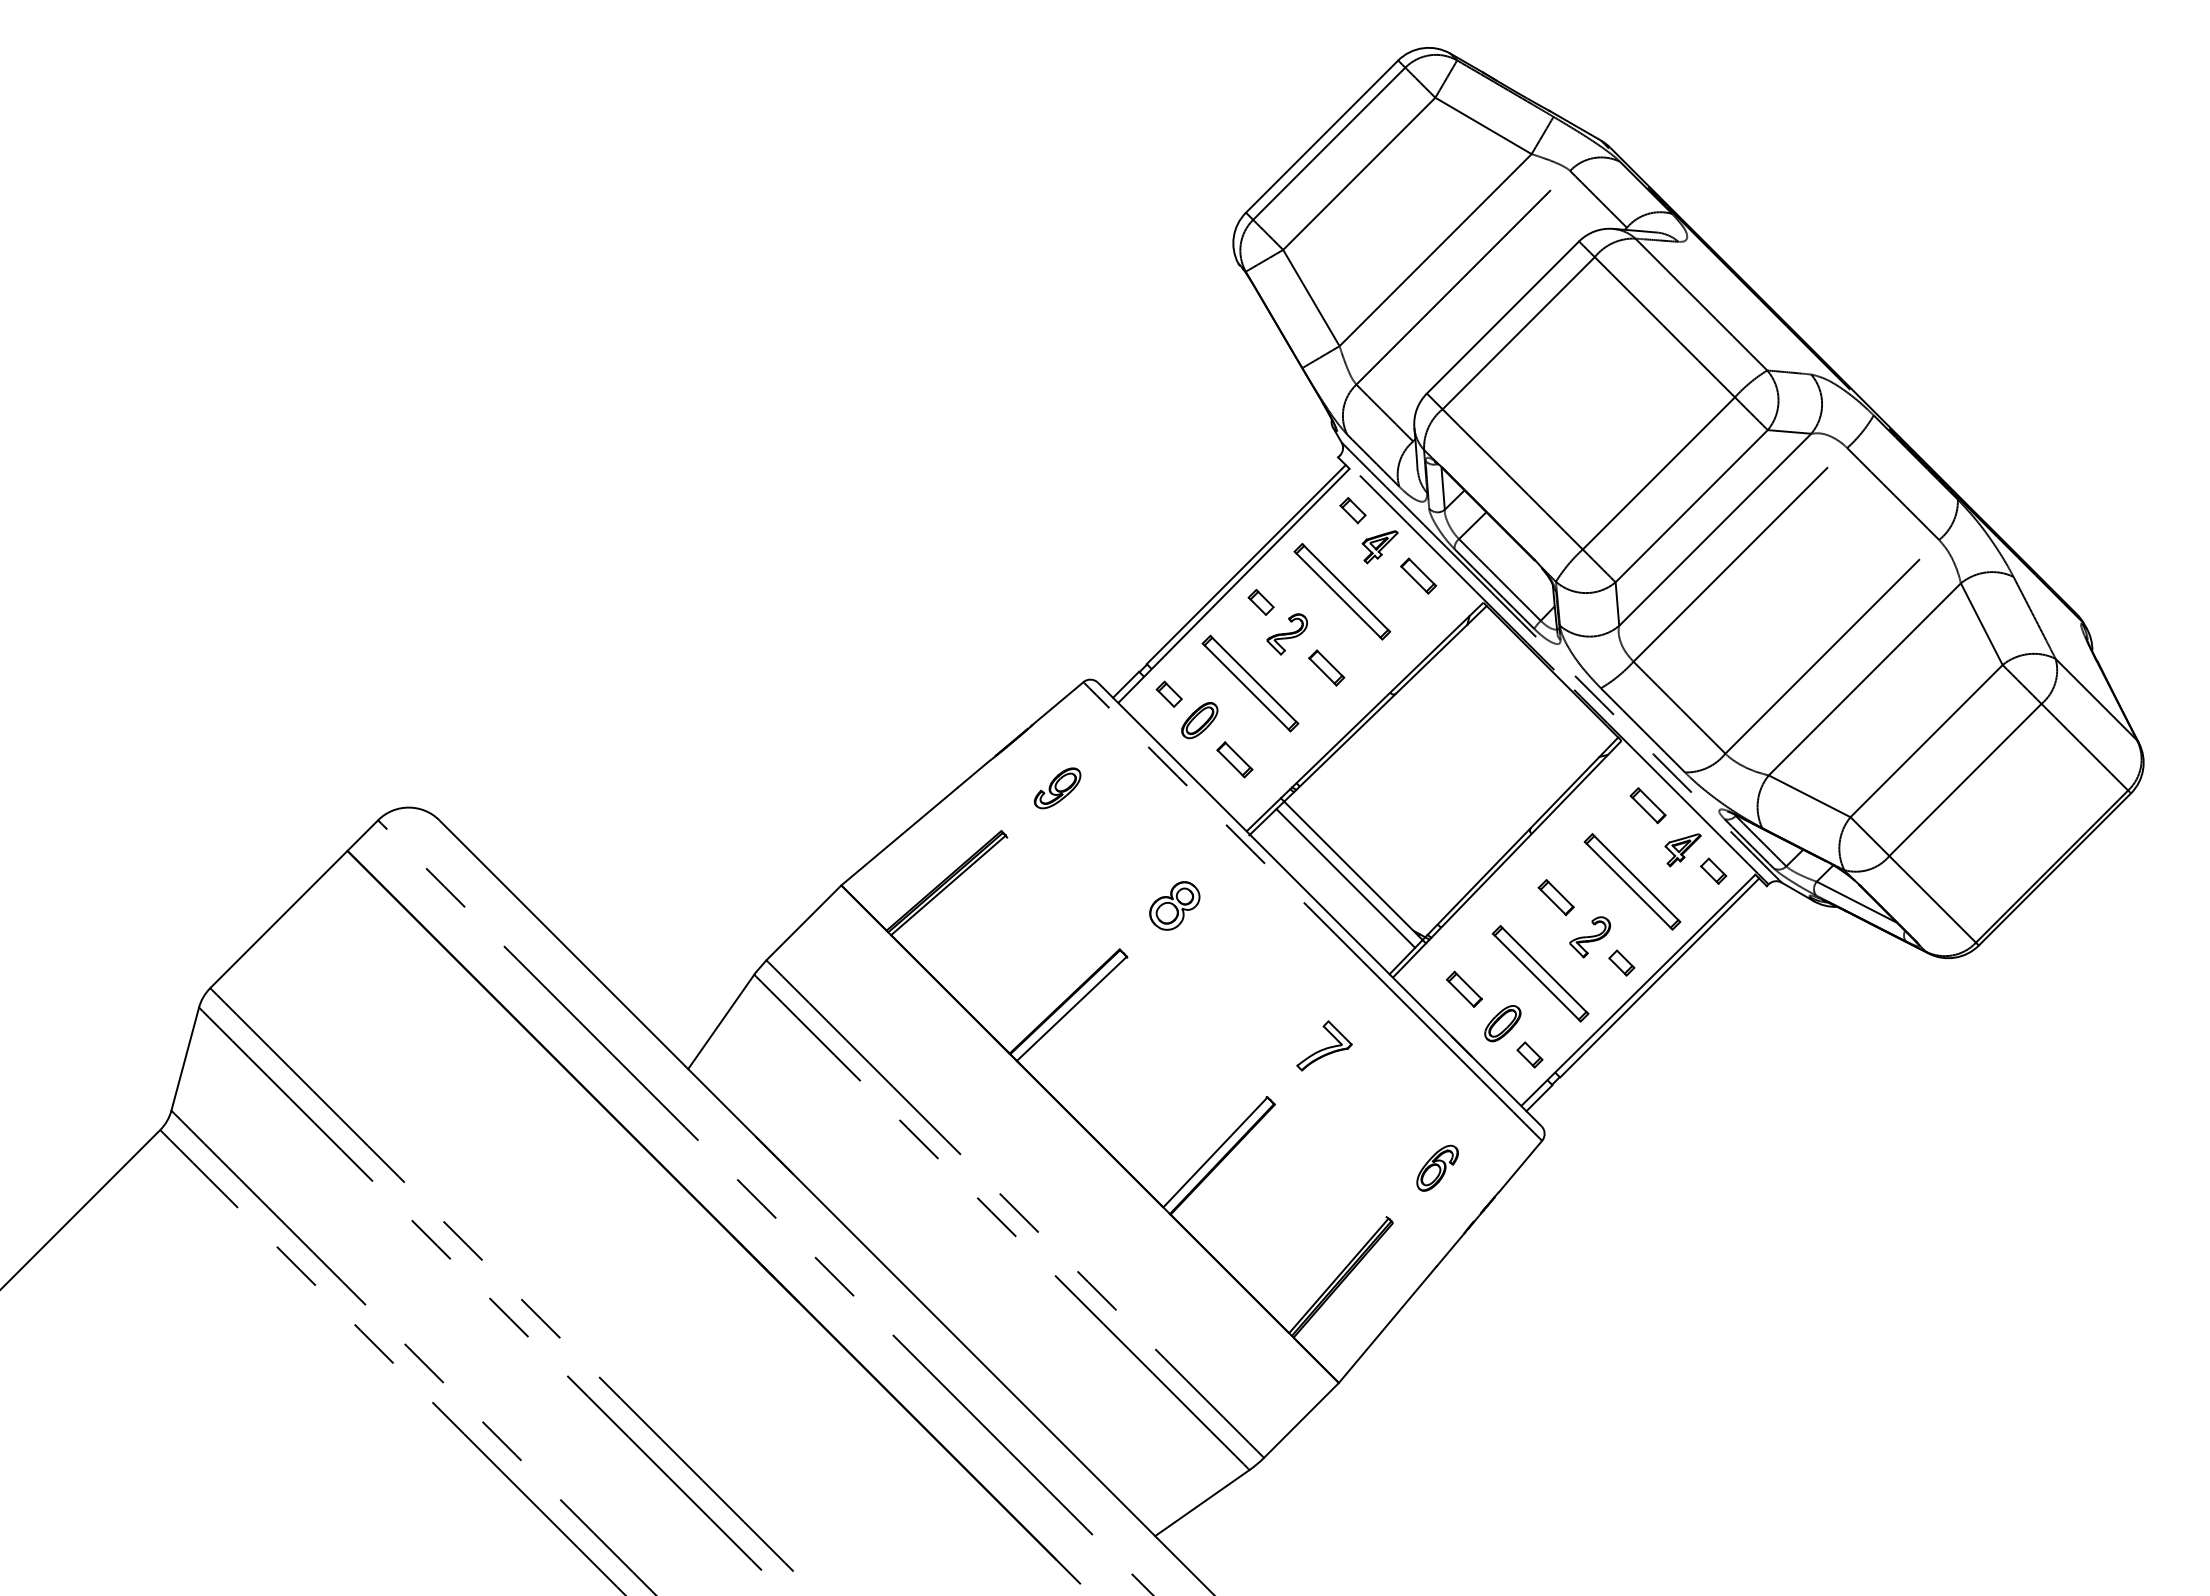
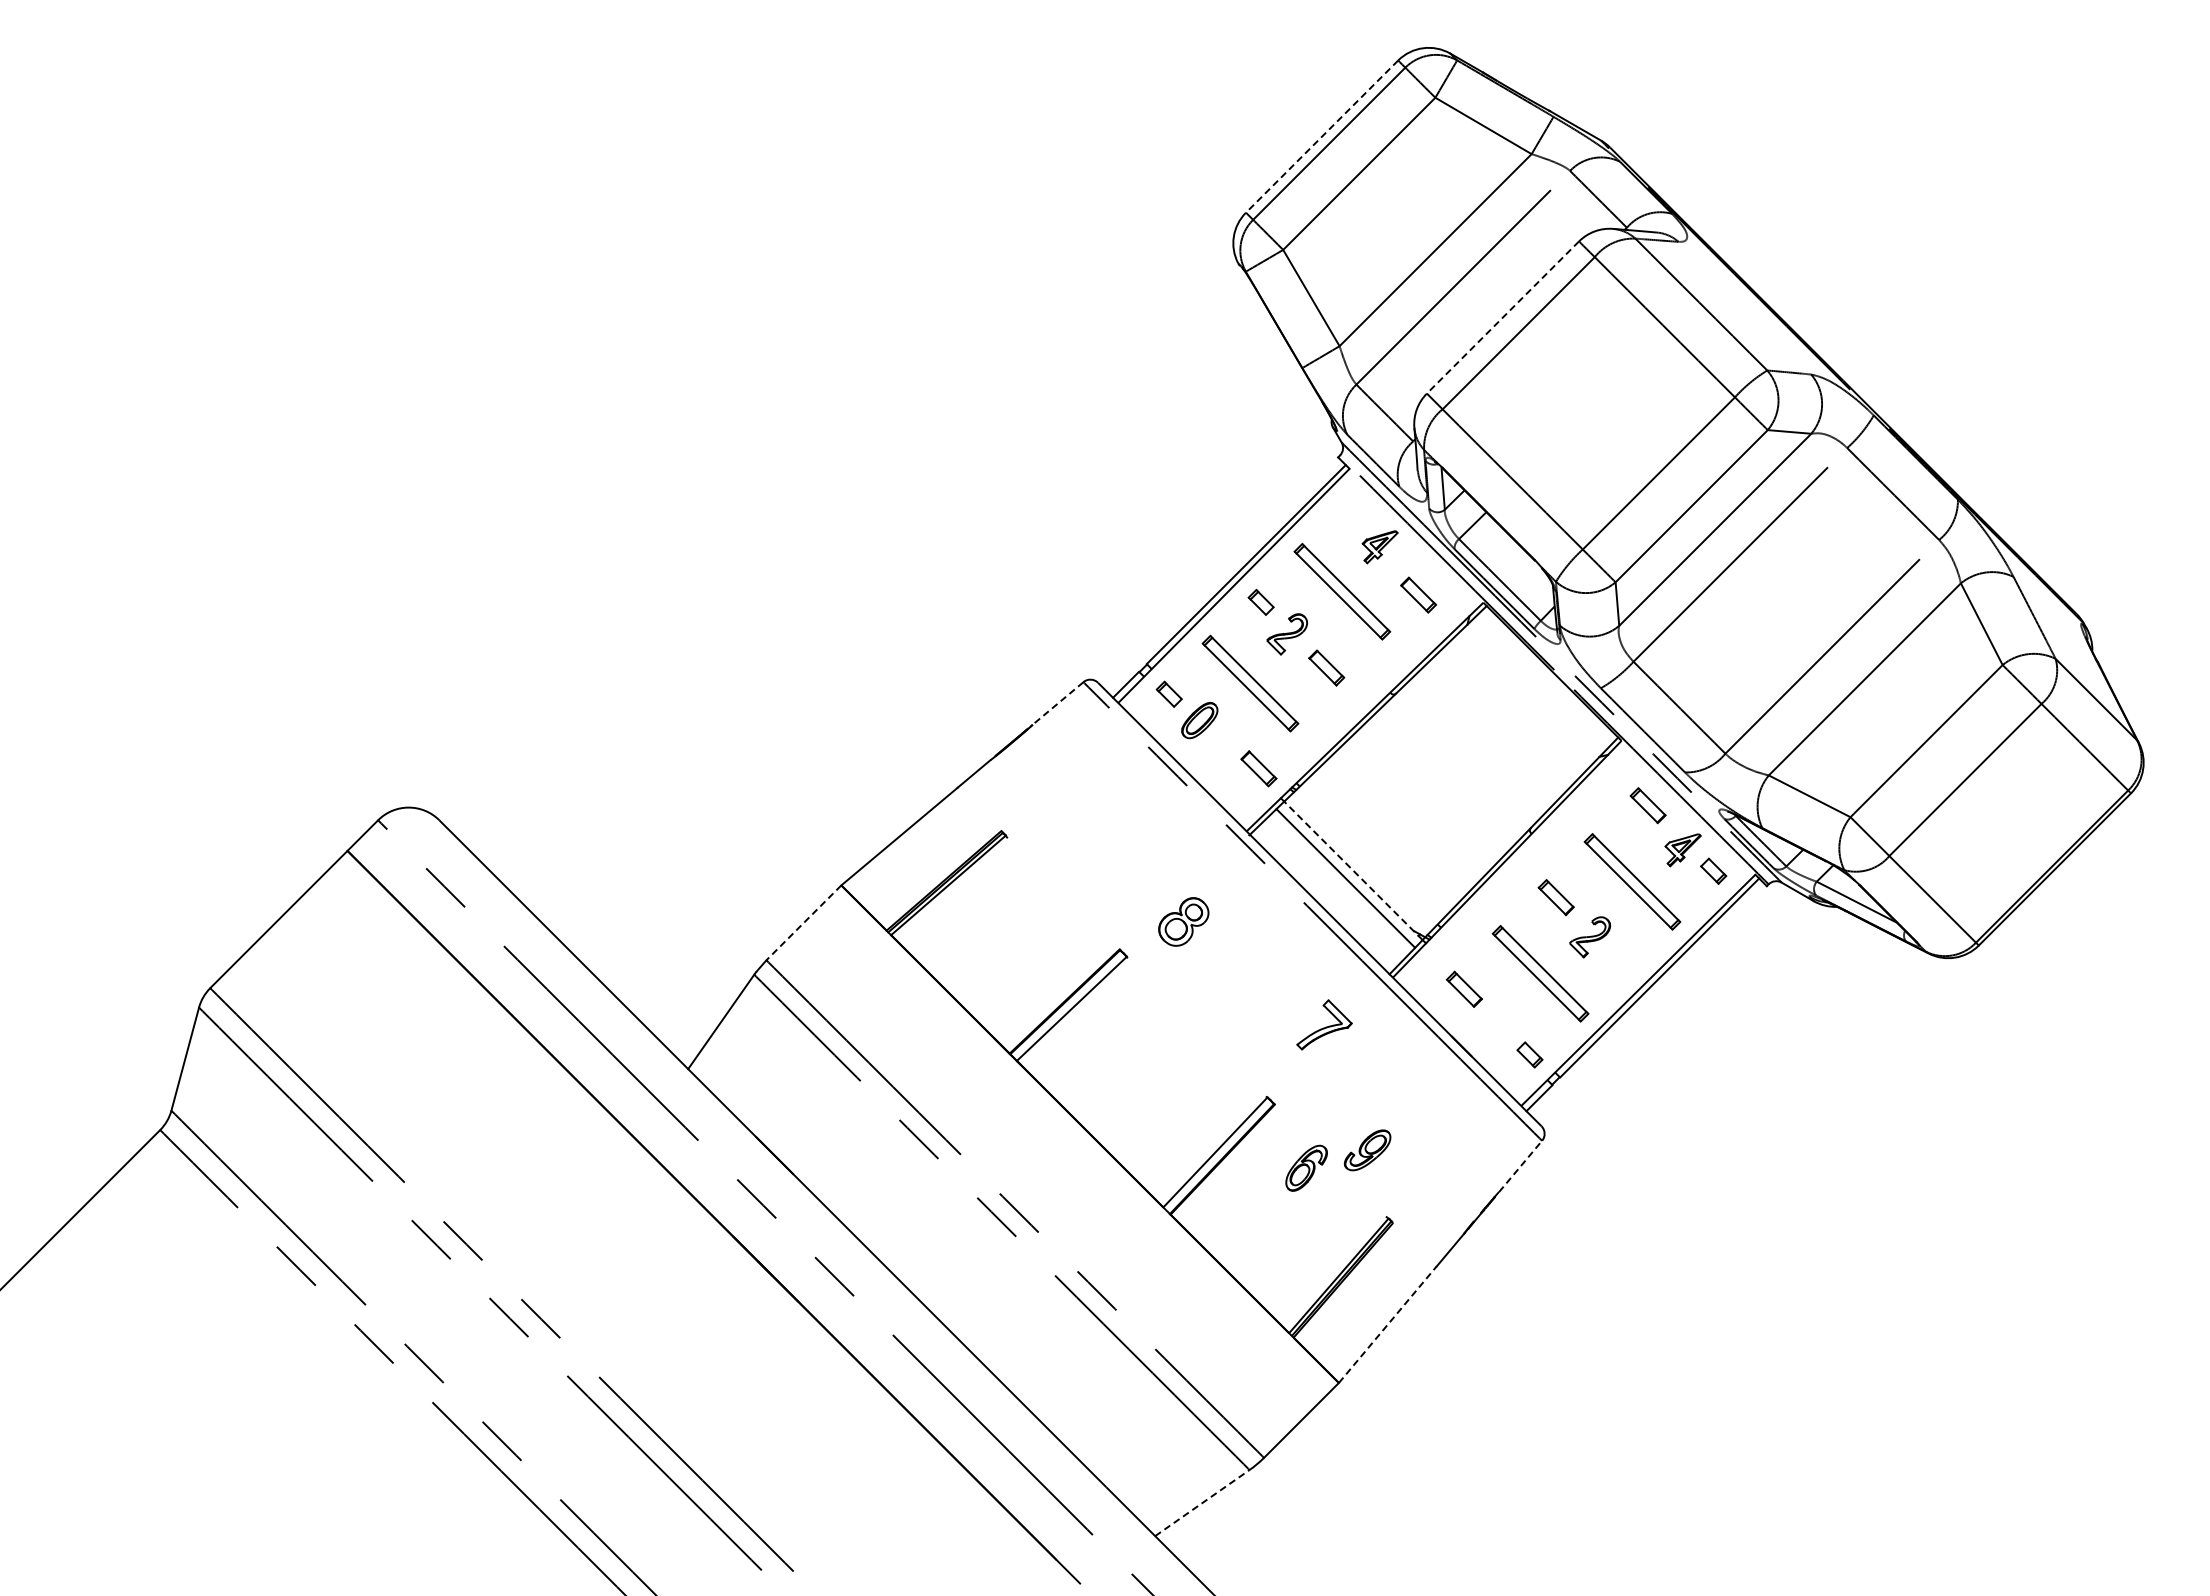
line: solid -> dashed (1322, 136)
line: solid -> dashed (1502, 317)
part: present -> none (1352, 510)
part position: (1418, 575) -> (1418, 594) (1418, 594)
line: solid -> dashed (1057, 703)
part position: (1234, 759) -> (1258, 768) (1258, 768)
part position: (1057, 788) -> (1367, 1150) (1367, 1150)
line: solid -> dashed (1353, 870)
part position: (1174, 905) -> (1183, 921) (1183, 921)
line: solid -> dashed (803, 922)
part: present -> none (1621, 962)
part: present -> none (1502, 1023)
part position: (1324, 1045) -> (1324, 1024) (1324, 1024)
line: solid -> dashed (1520, 1166)
part position: (1437, 1167) -> (1306, 1167) (1306, 1167)
line: solid -> dashed (1388, 1324)
line: solid -> dashed (1202, 1503)
